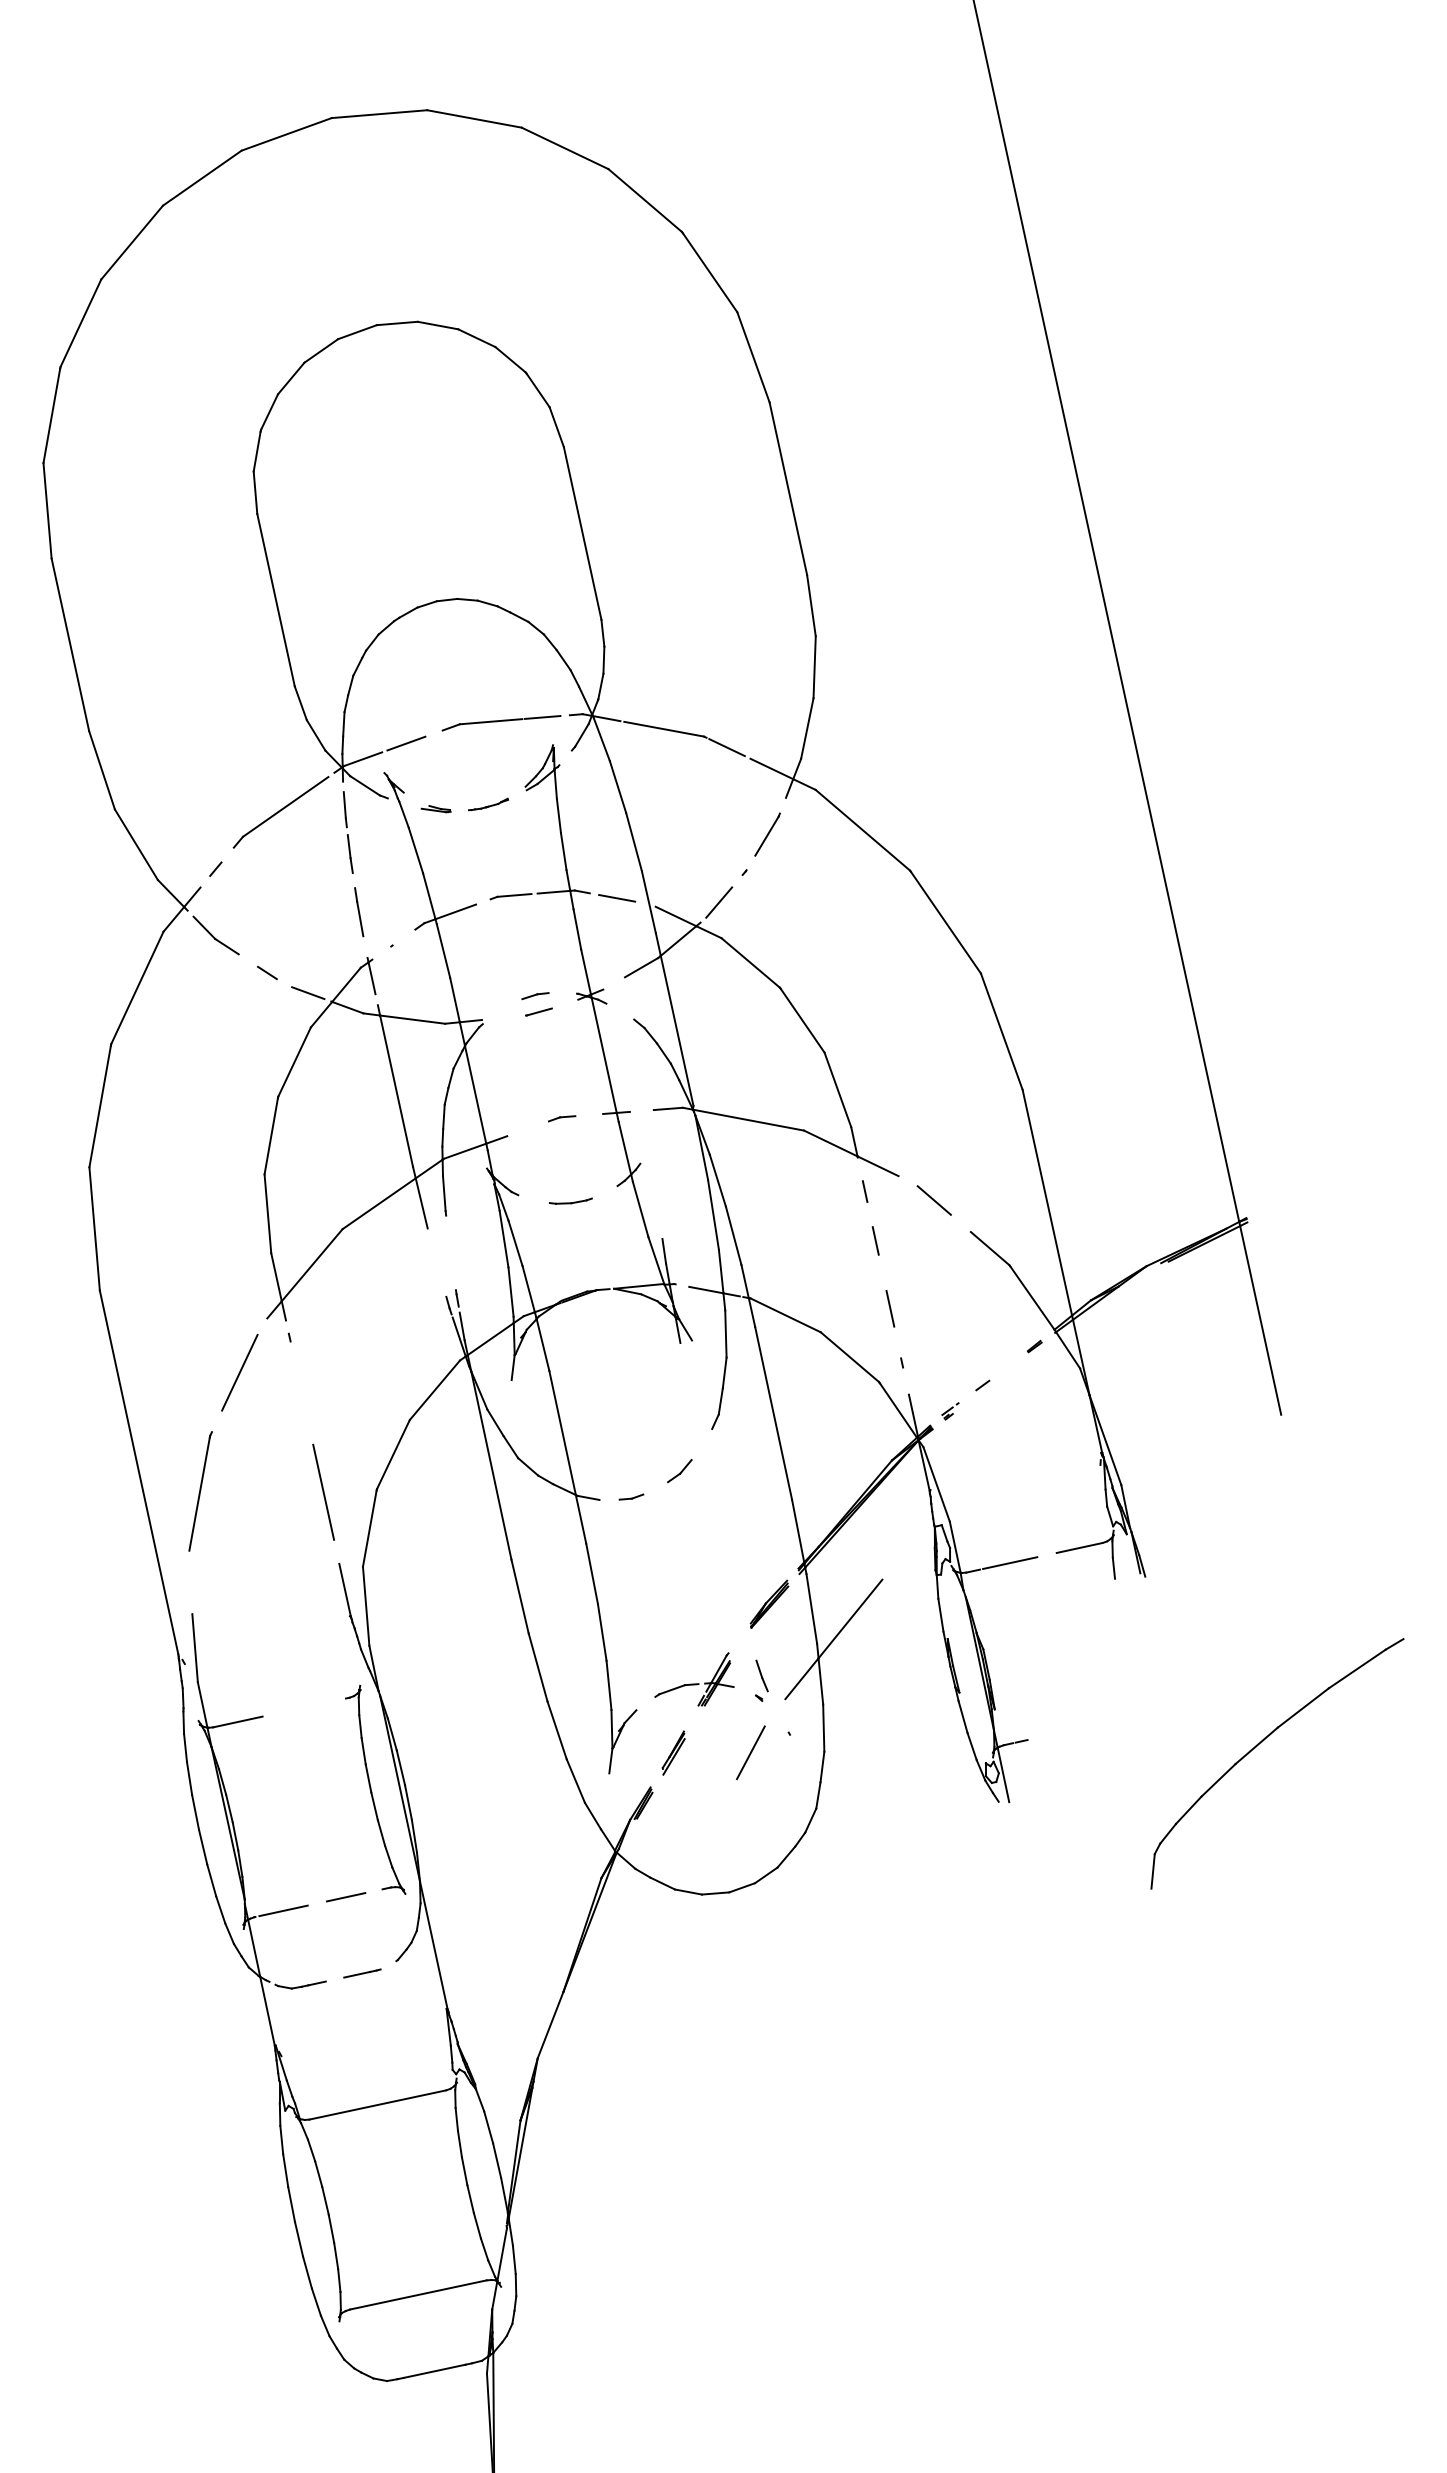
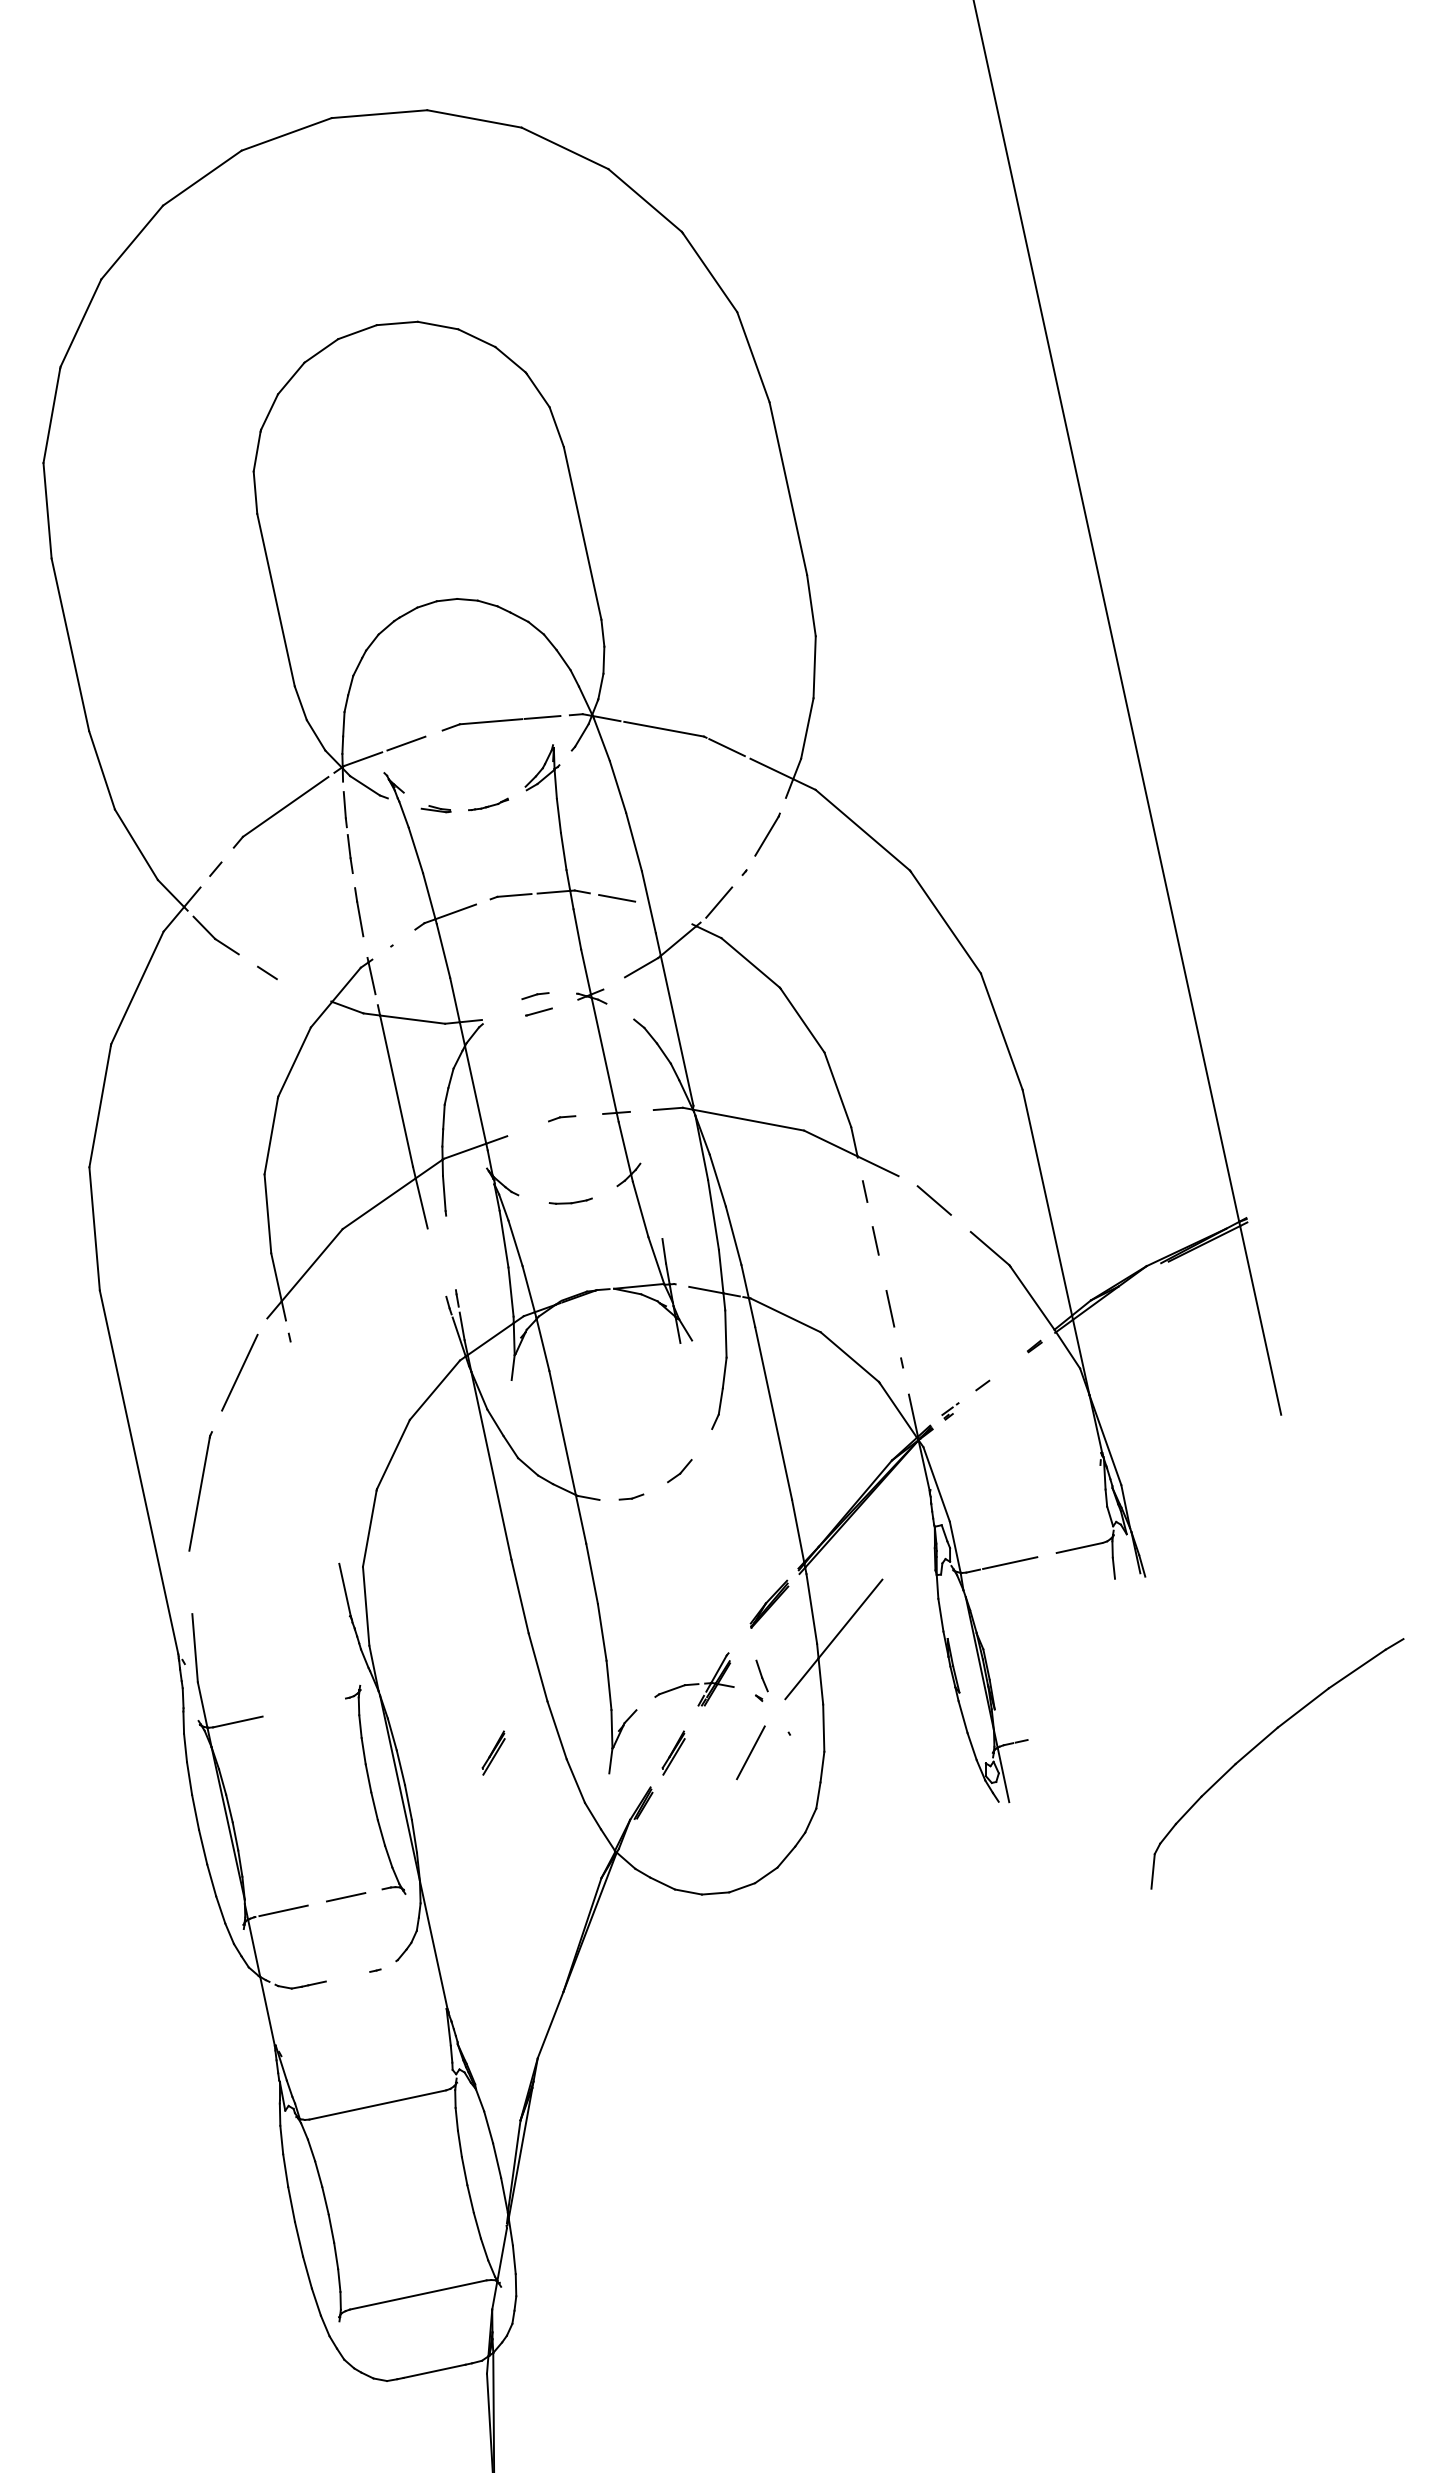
line: present -> none (673, 914)
line: present -> none (308, 993)
line: present -> none (323, 1491)
part: none -> present (493, 1752)
line: present -> none (357, 1974)
